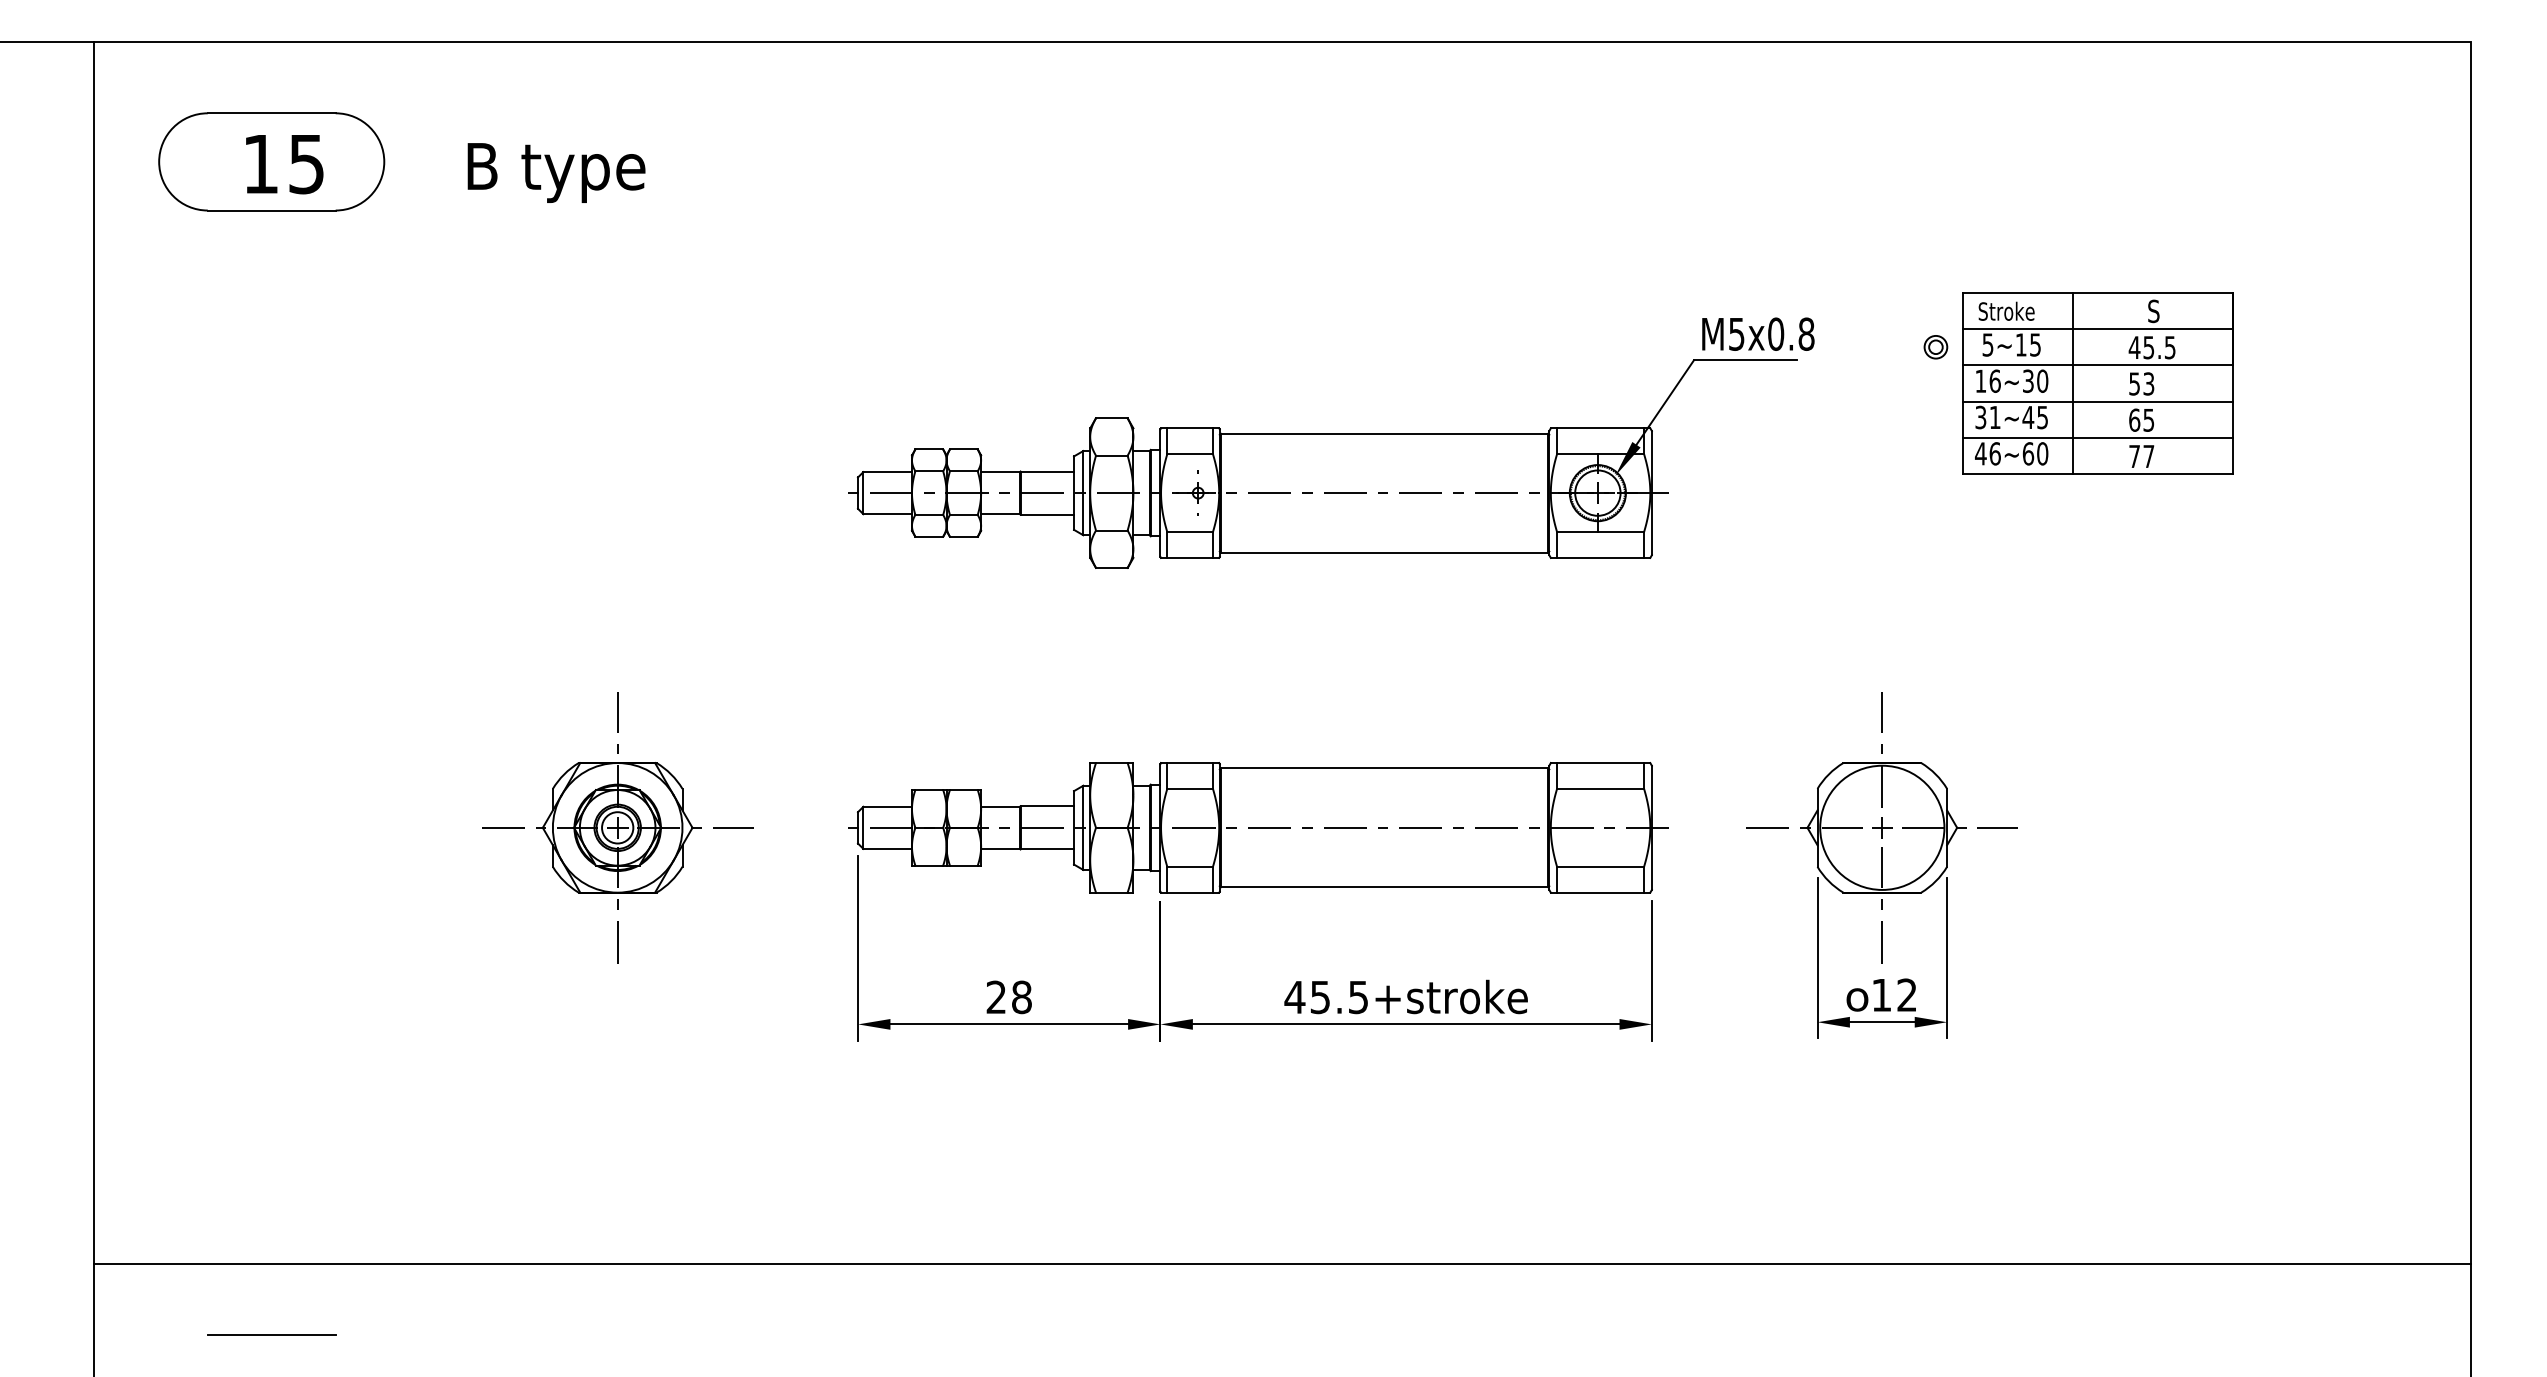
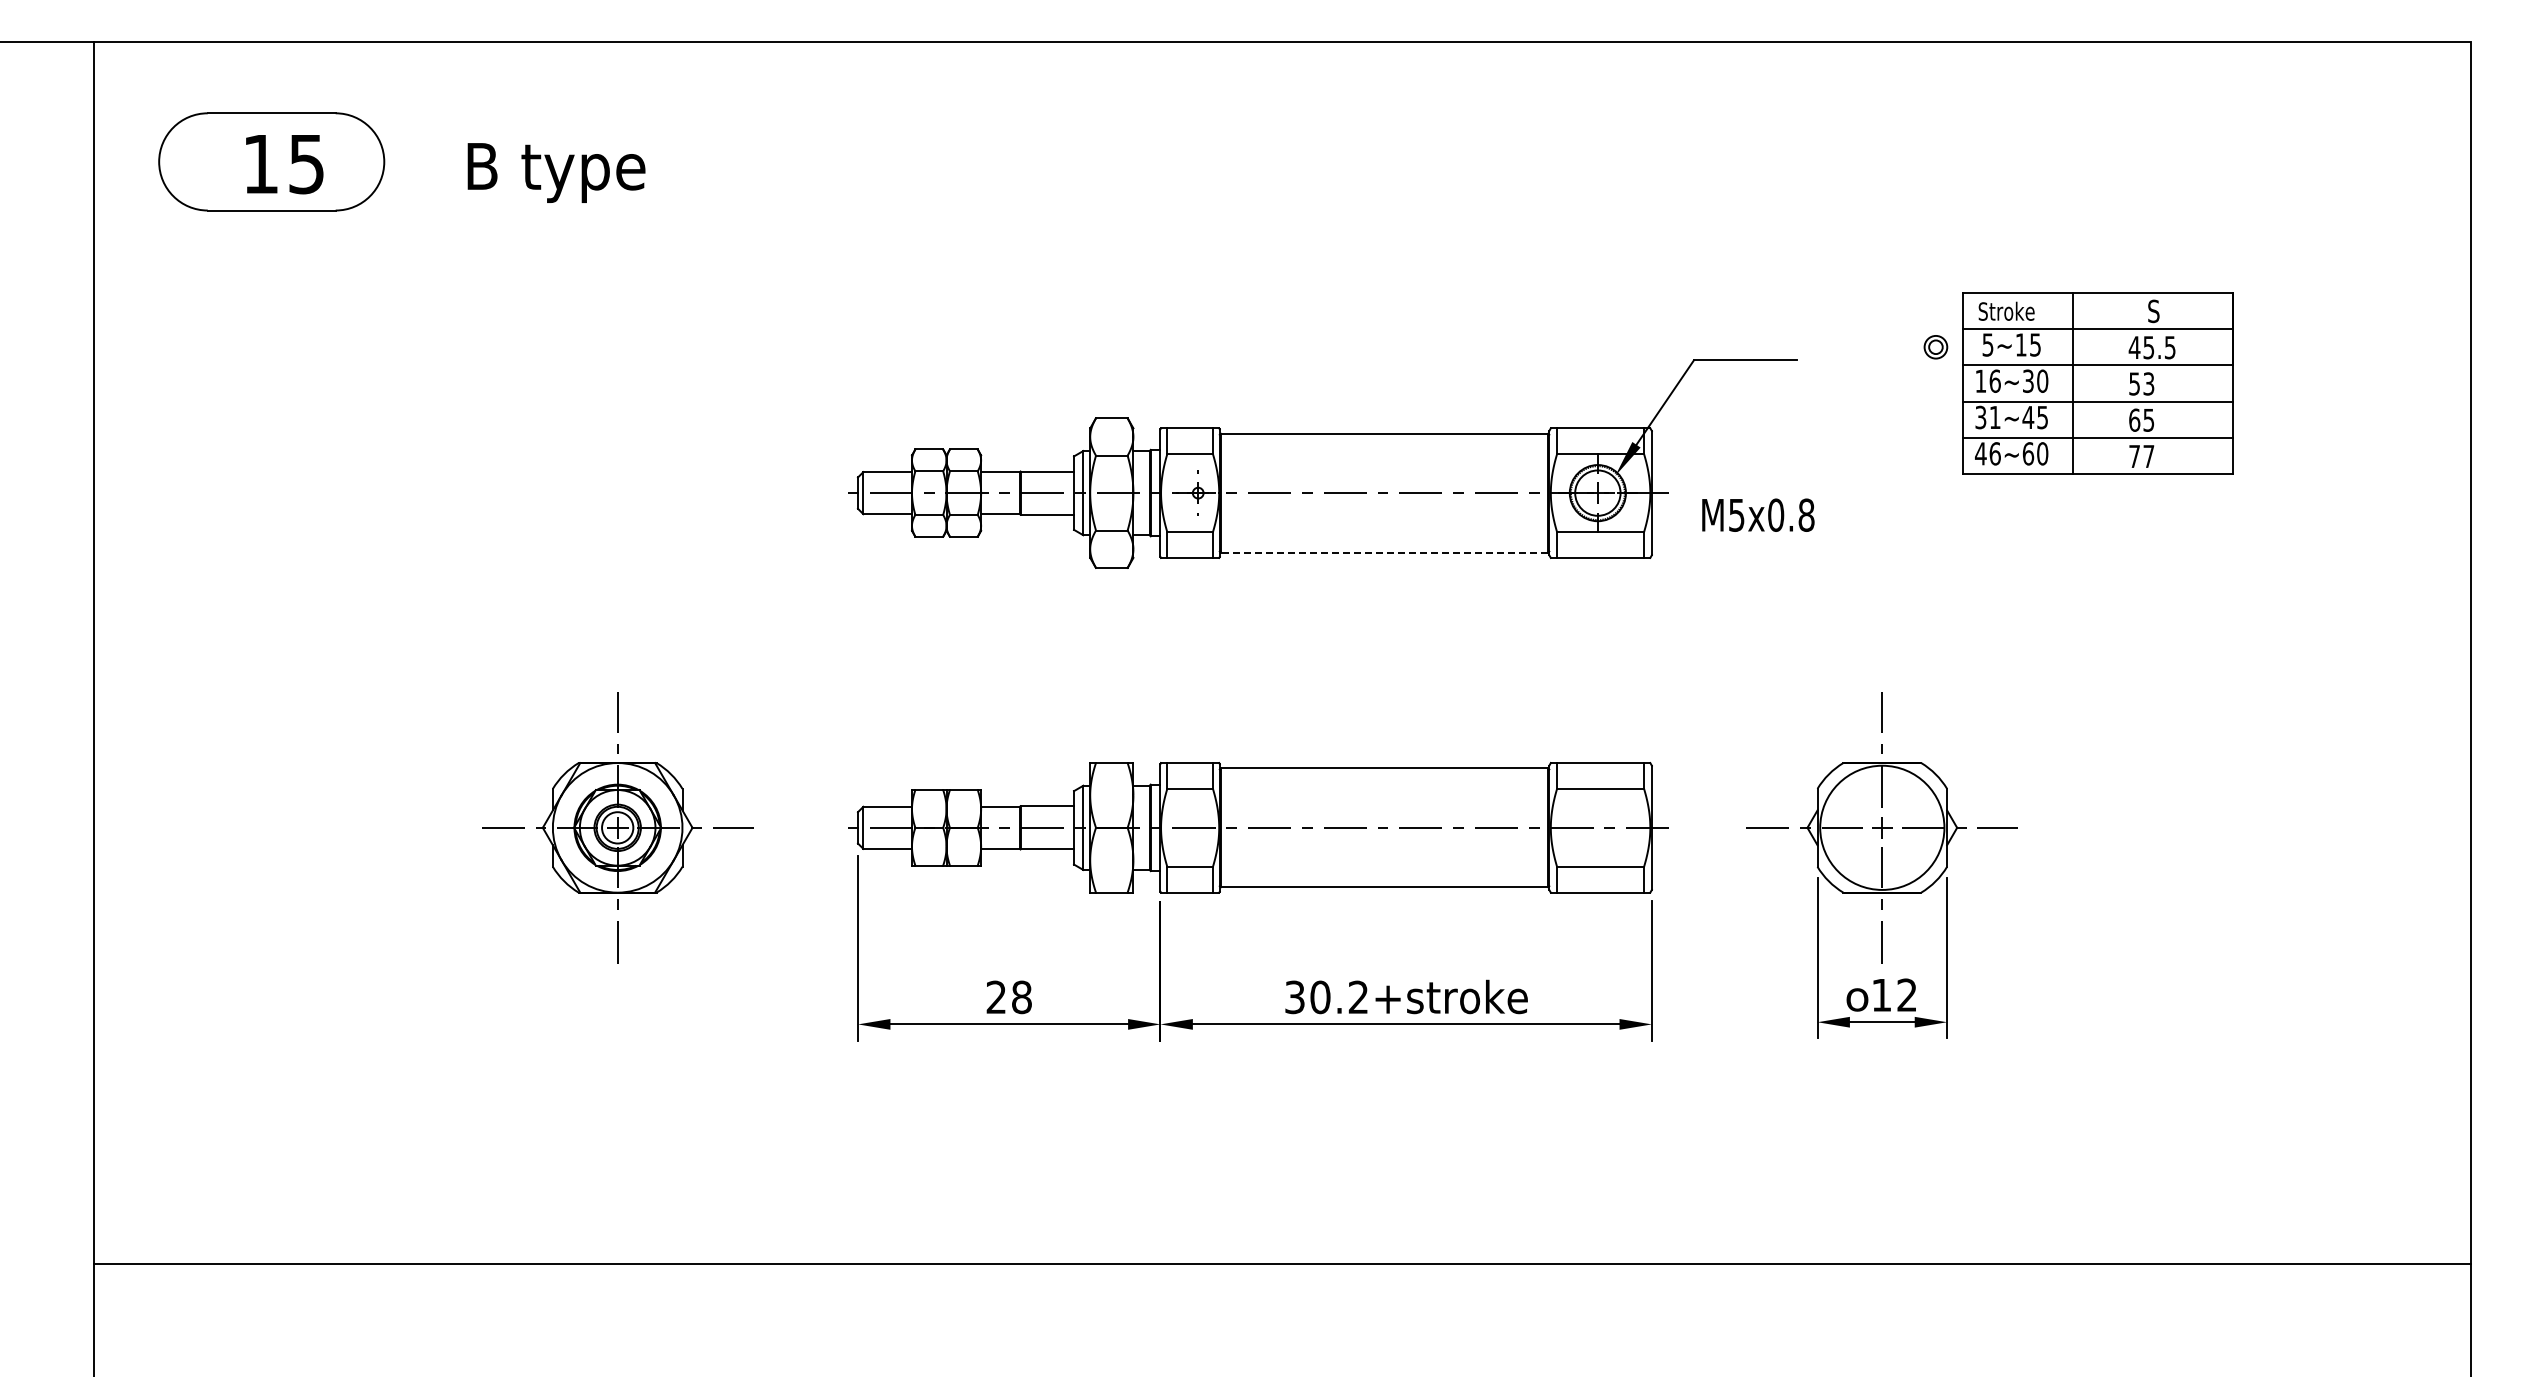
text position: (1758, 333) -> (1758, 514) (1758, 514)
line: solid -> dashed (1384, 552)
text: 45.5+stroke -> 30.2+stroke (1325, 997)
line: present -> none (271, 1335)
